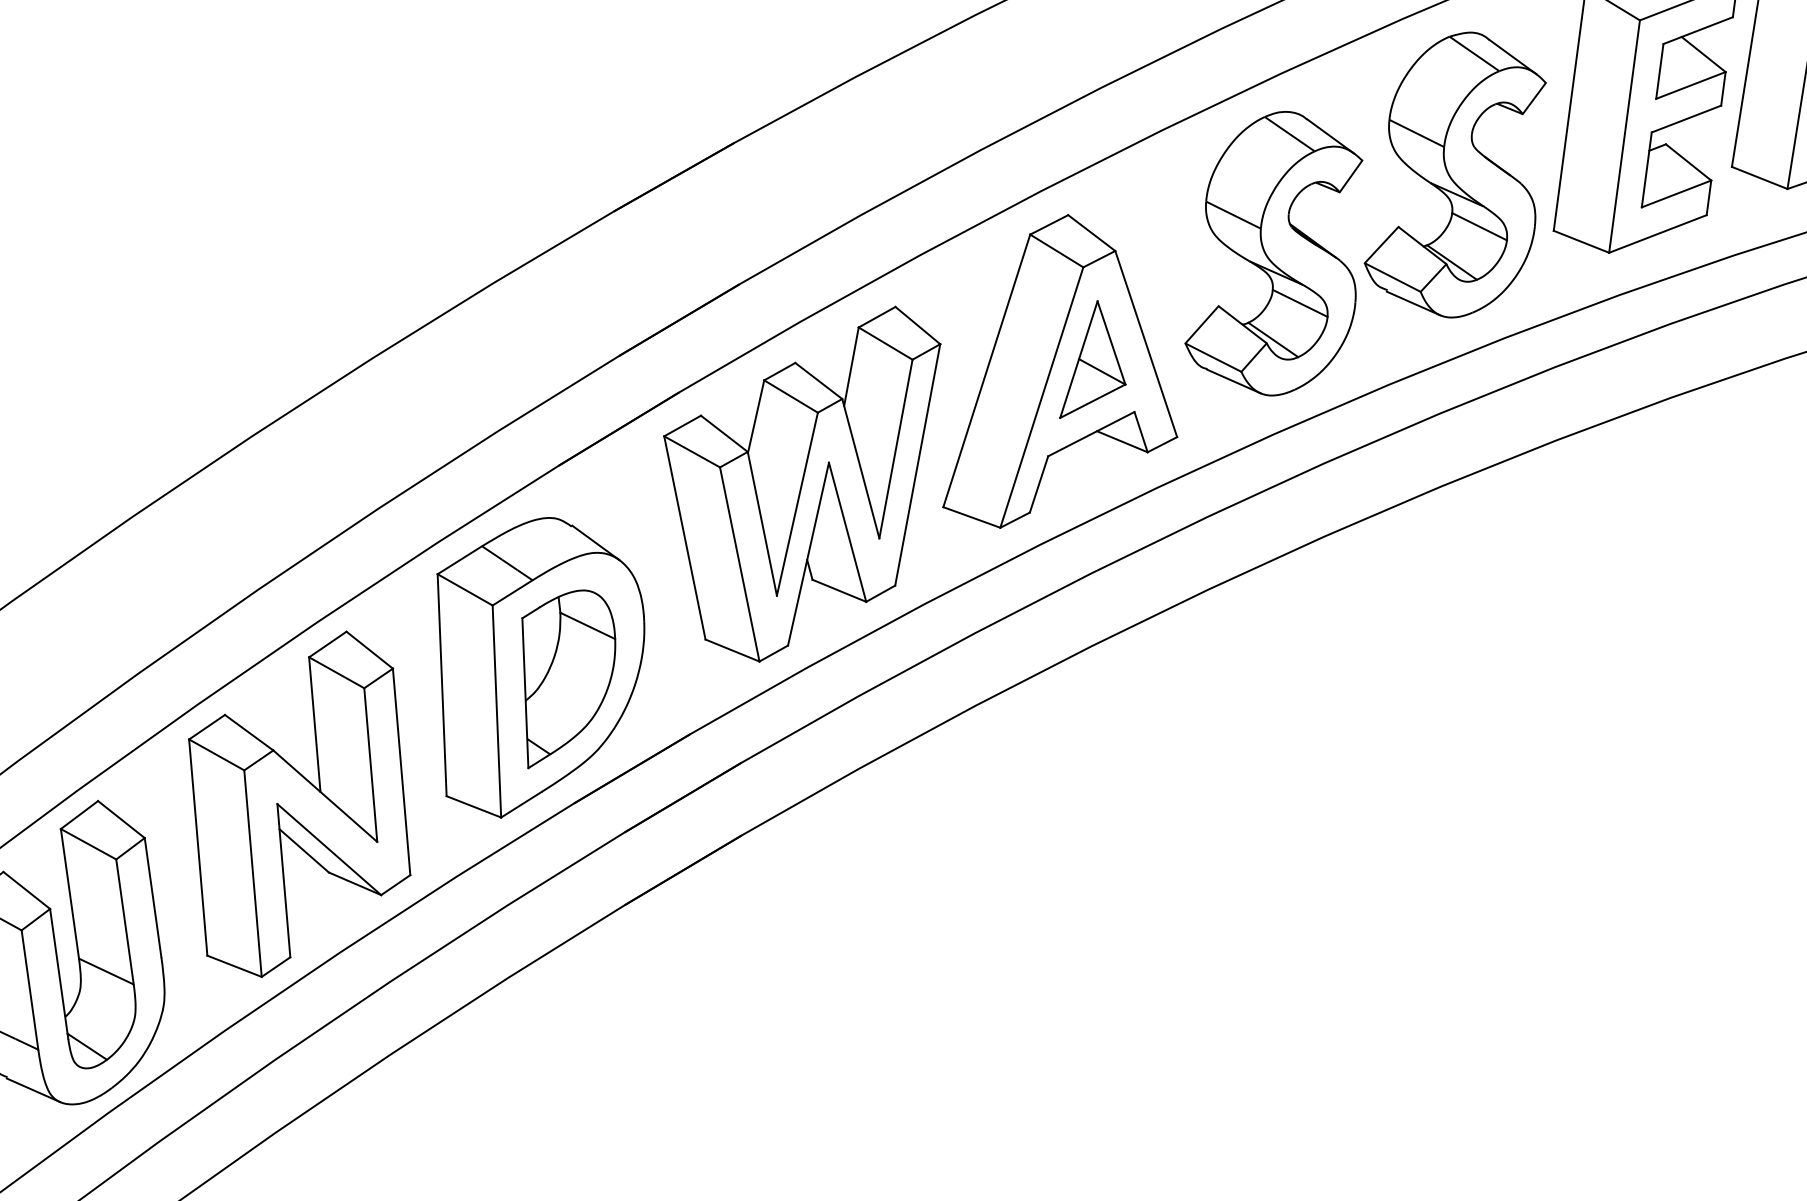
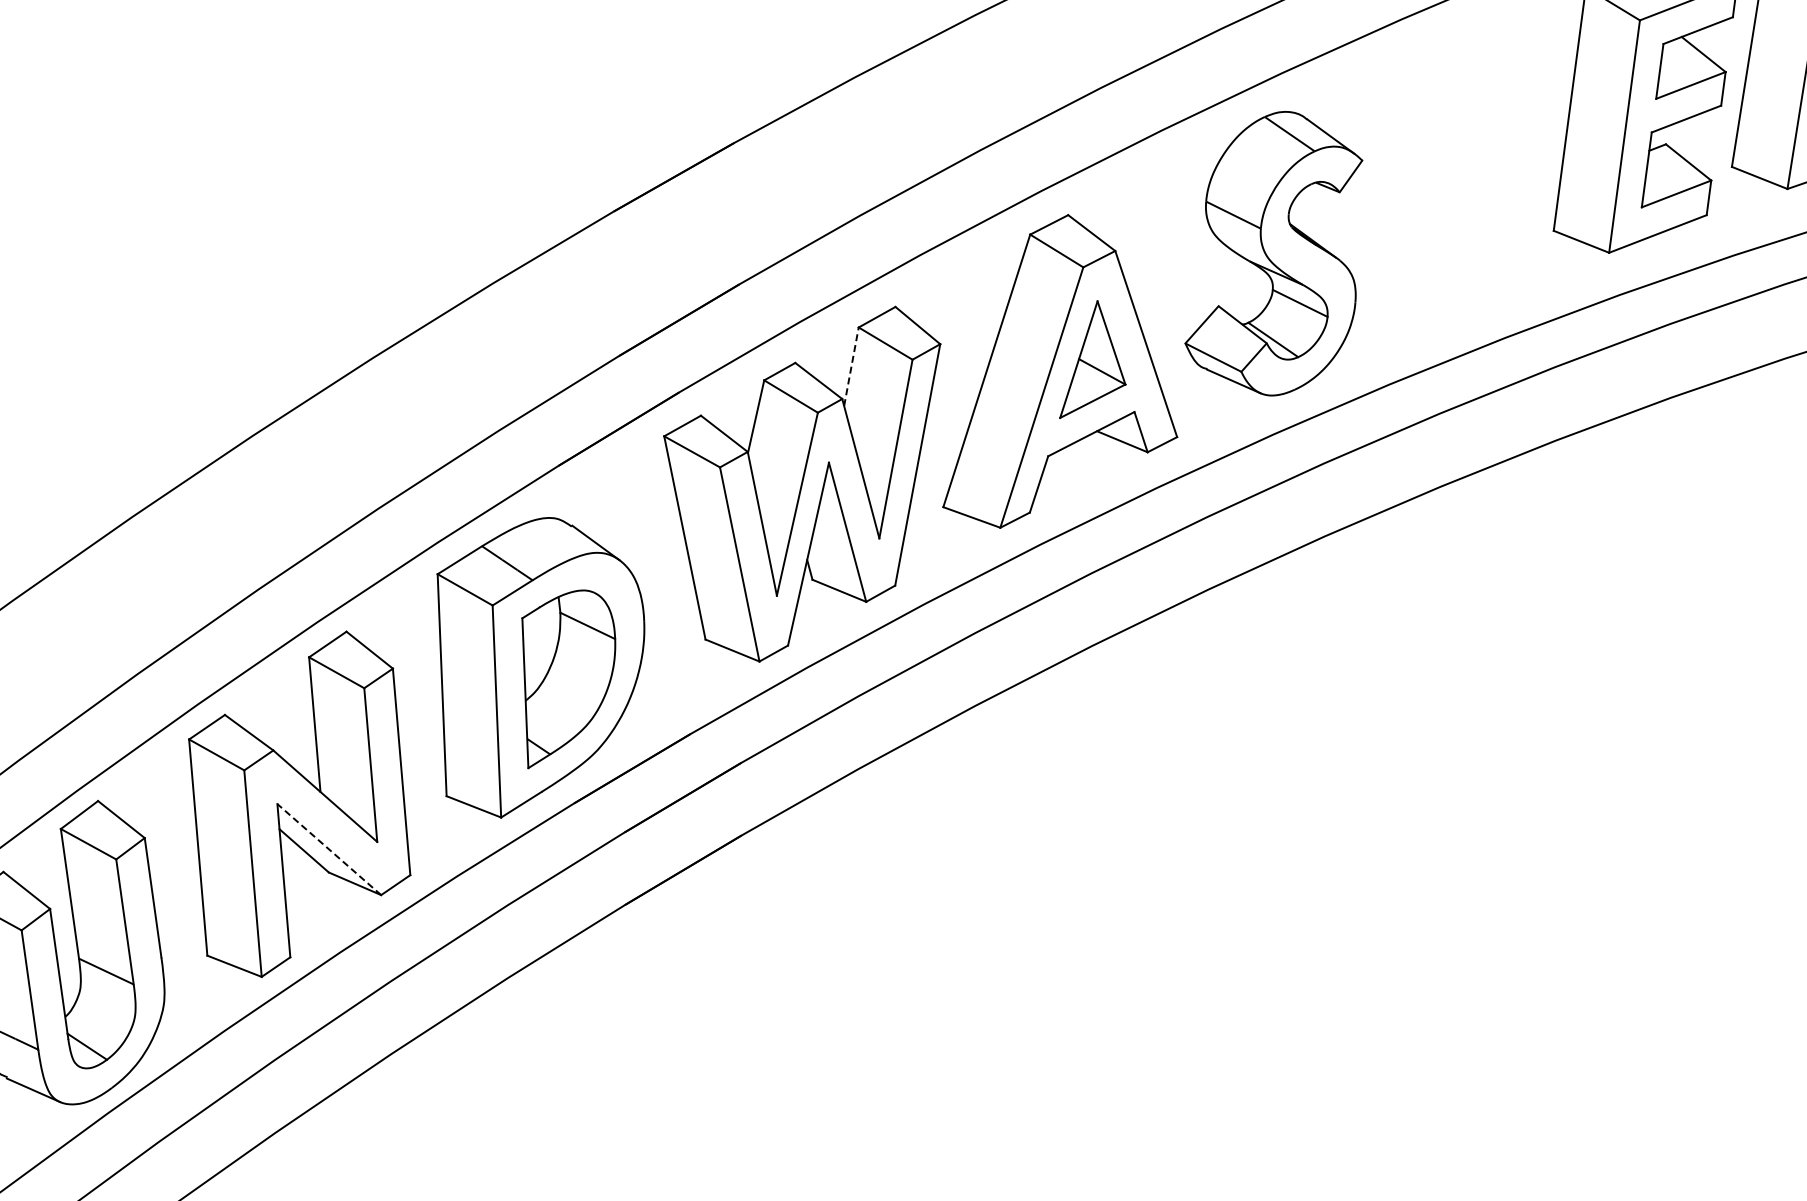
part: present -> none (1454, 174)
line: solid -> dashed (851, 366)
line: solid -> dashed (328, 849)
